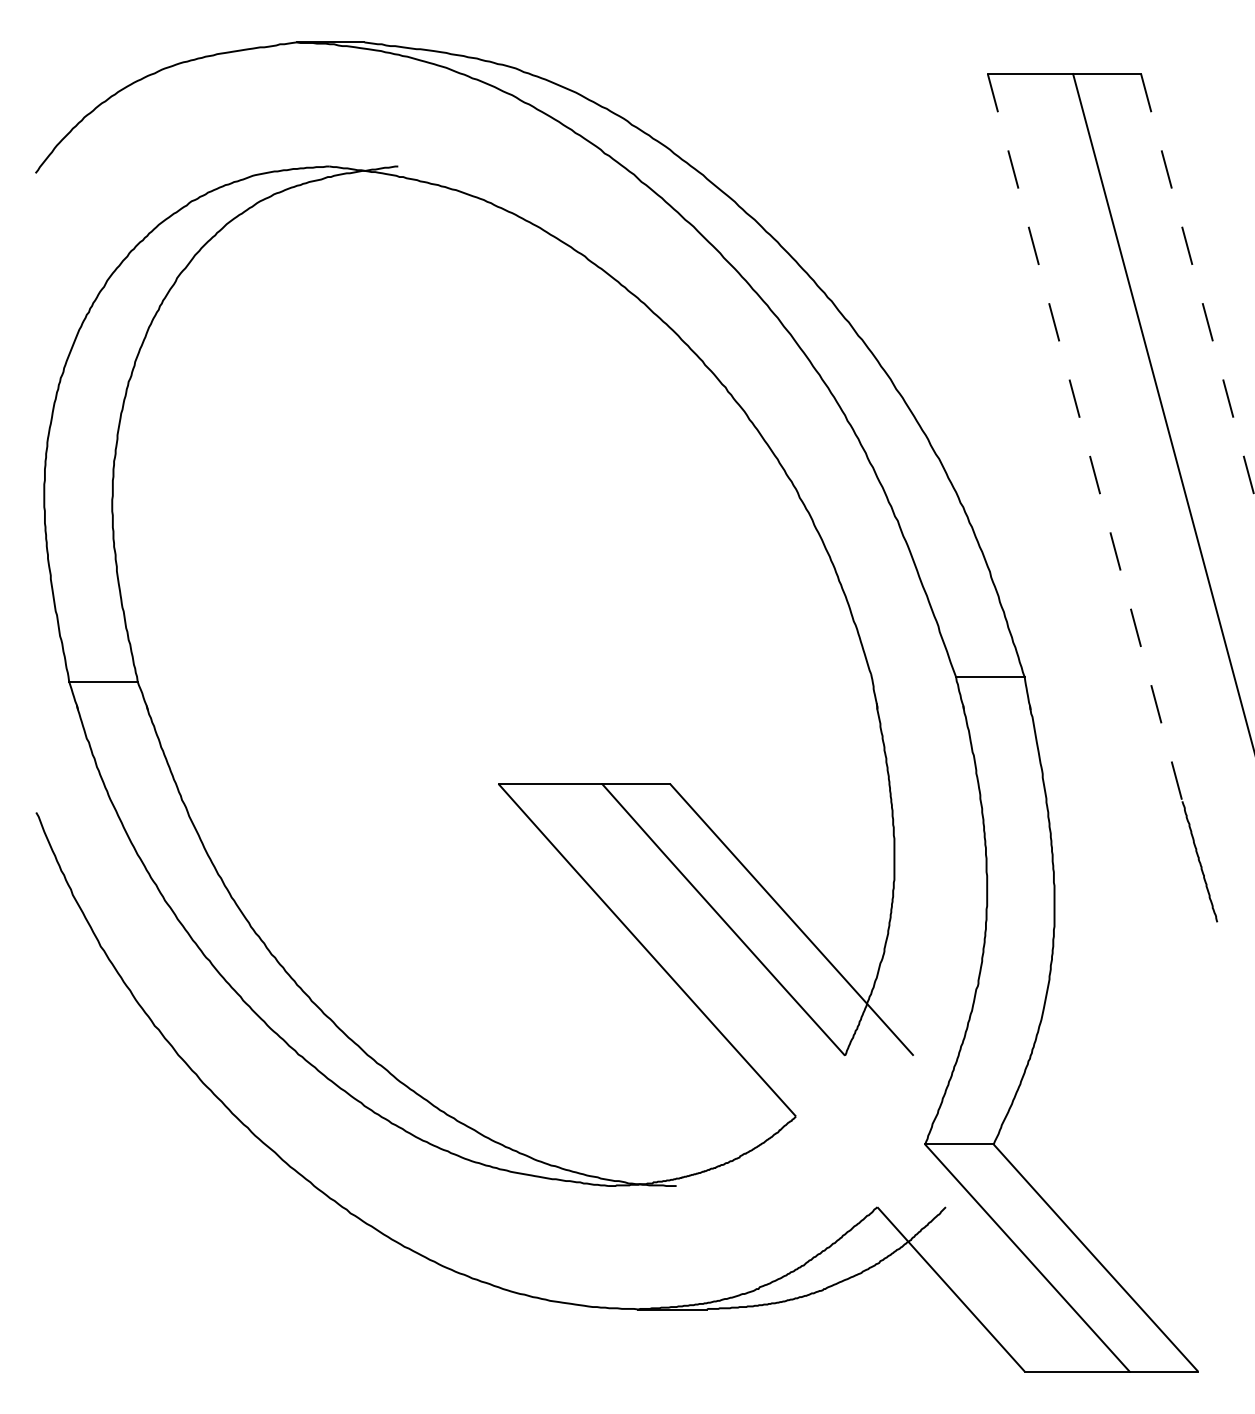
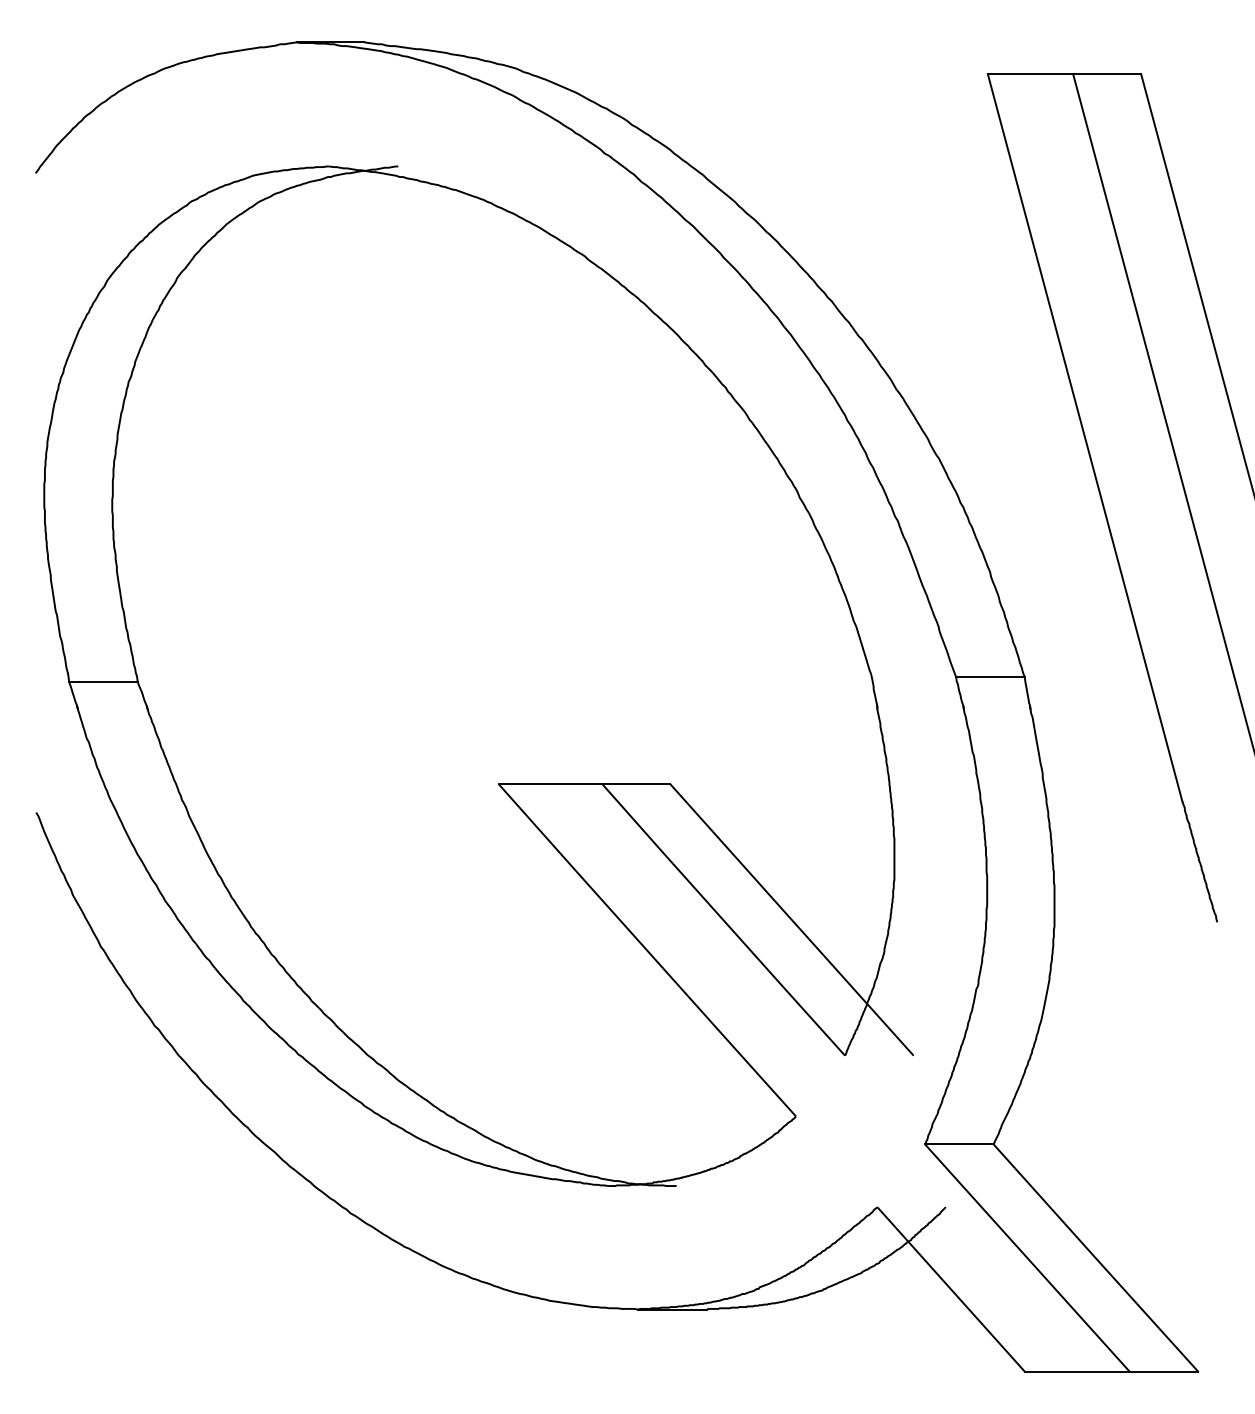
line: dashed -> solid (1198, 286)
line: dashed -> solid (1085, 438)
